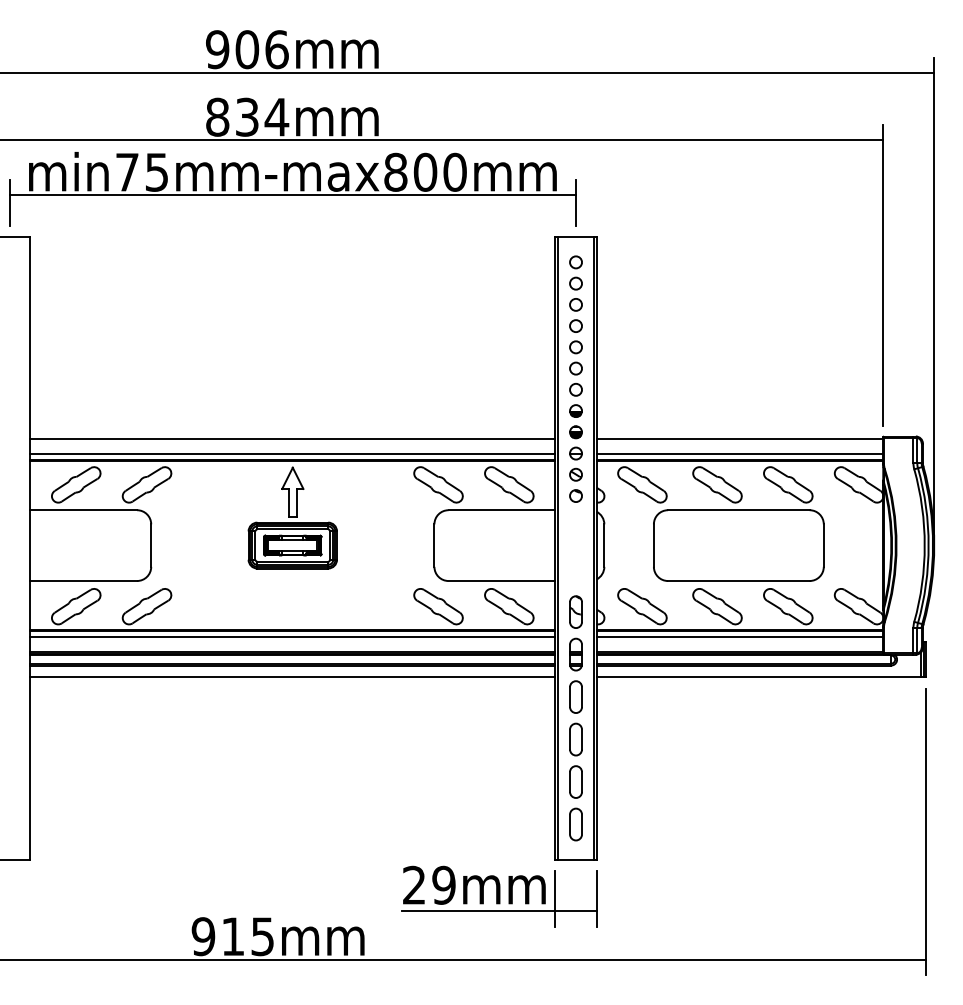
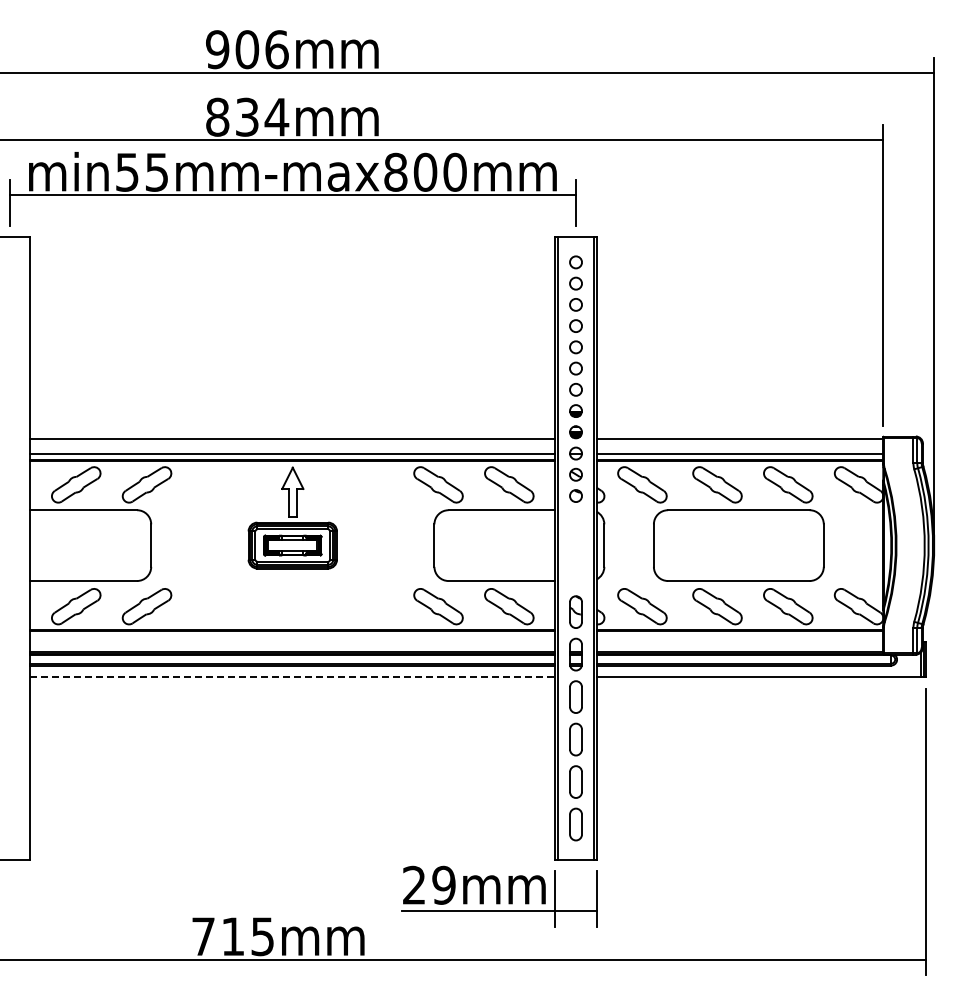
text: min75mm-max800mm -> min55mm-max800mm (127, 172)
line: present -> none (292, 636)
line: present -> none (739, 636)
line: solid -> dashed (292, 677)
text: 915mm -> 715mm (203, 936)
